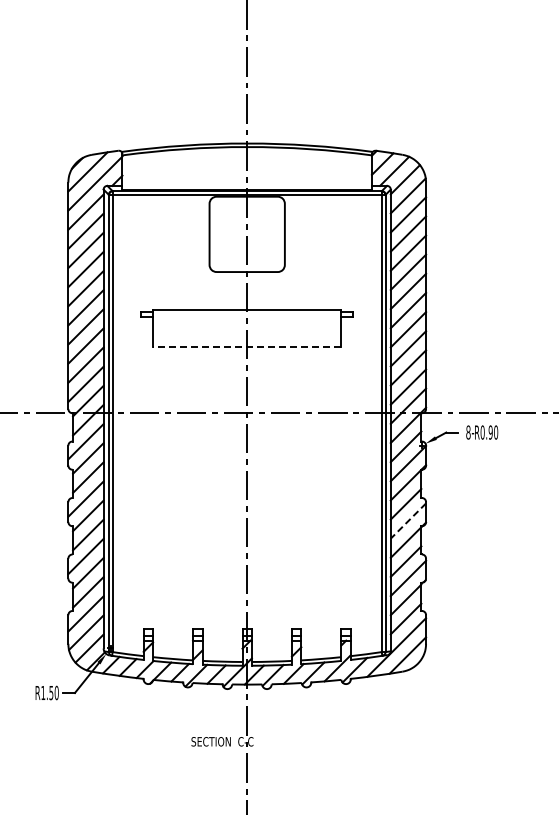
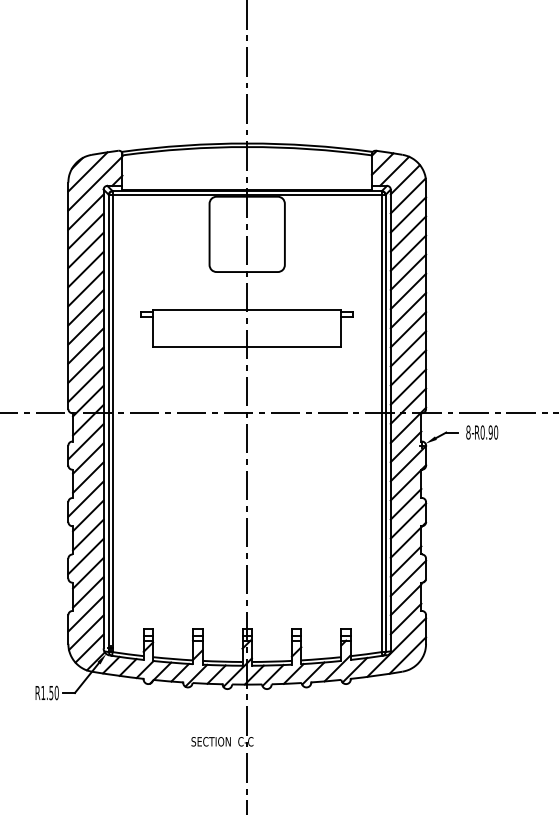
line: dashed -> solid (246, 347)
line: dashed -> solid (408, 521)
